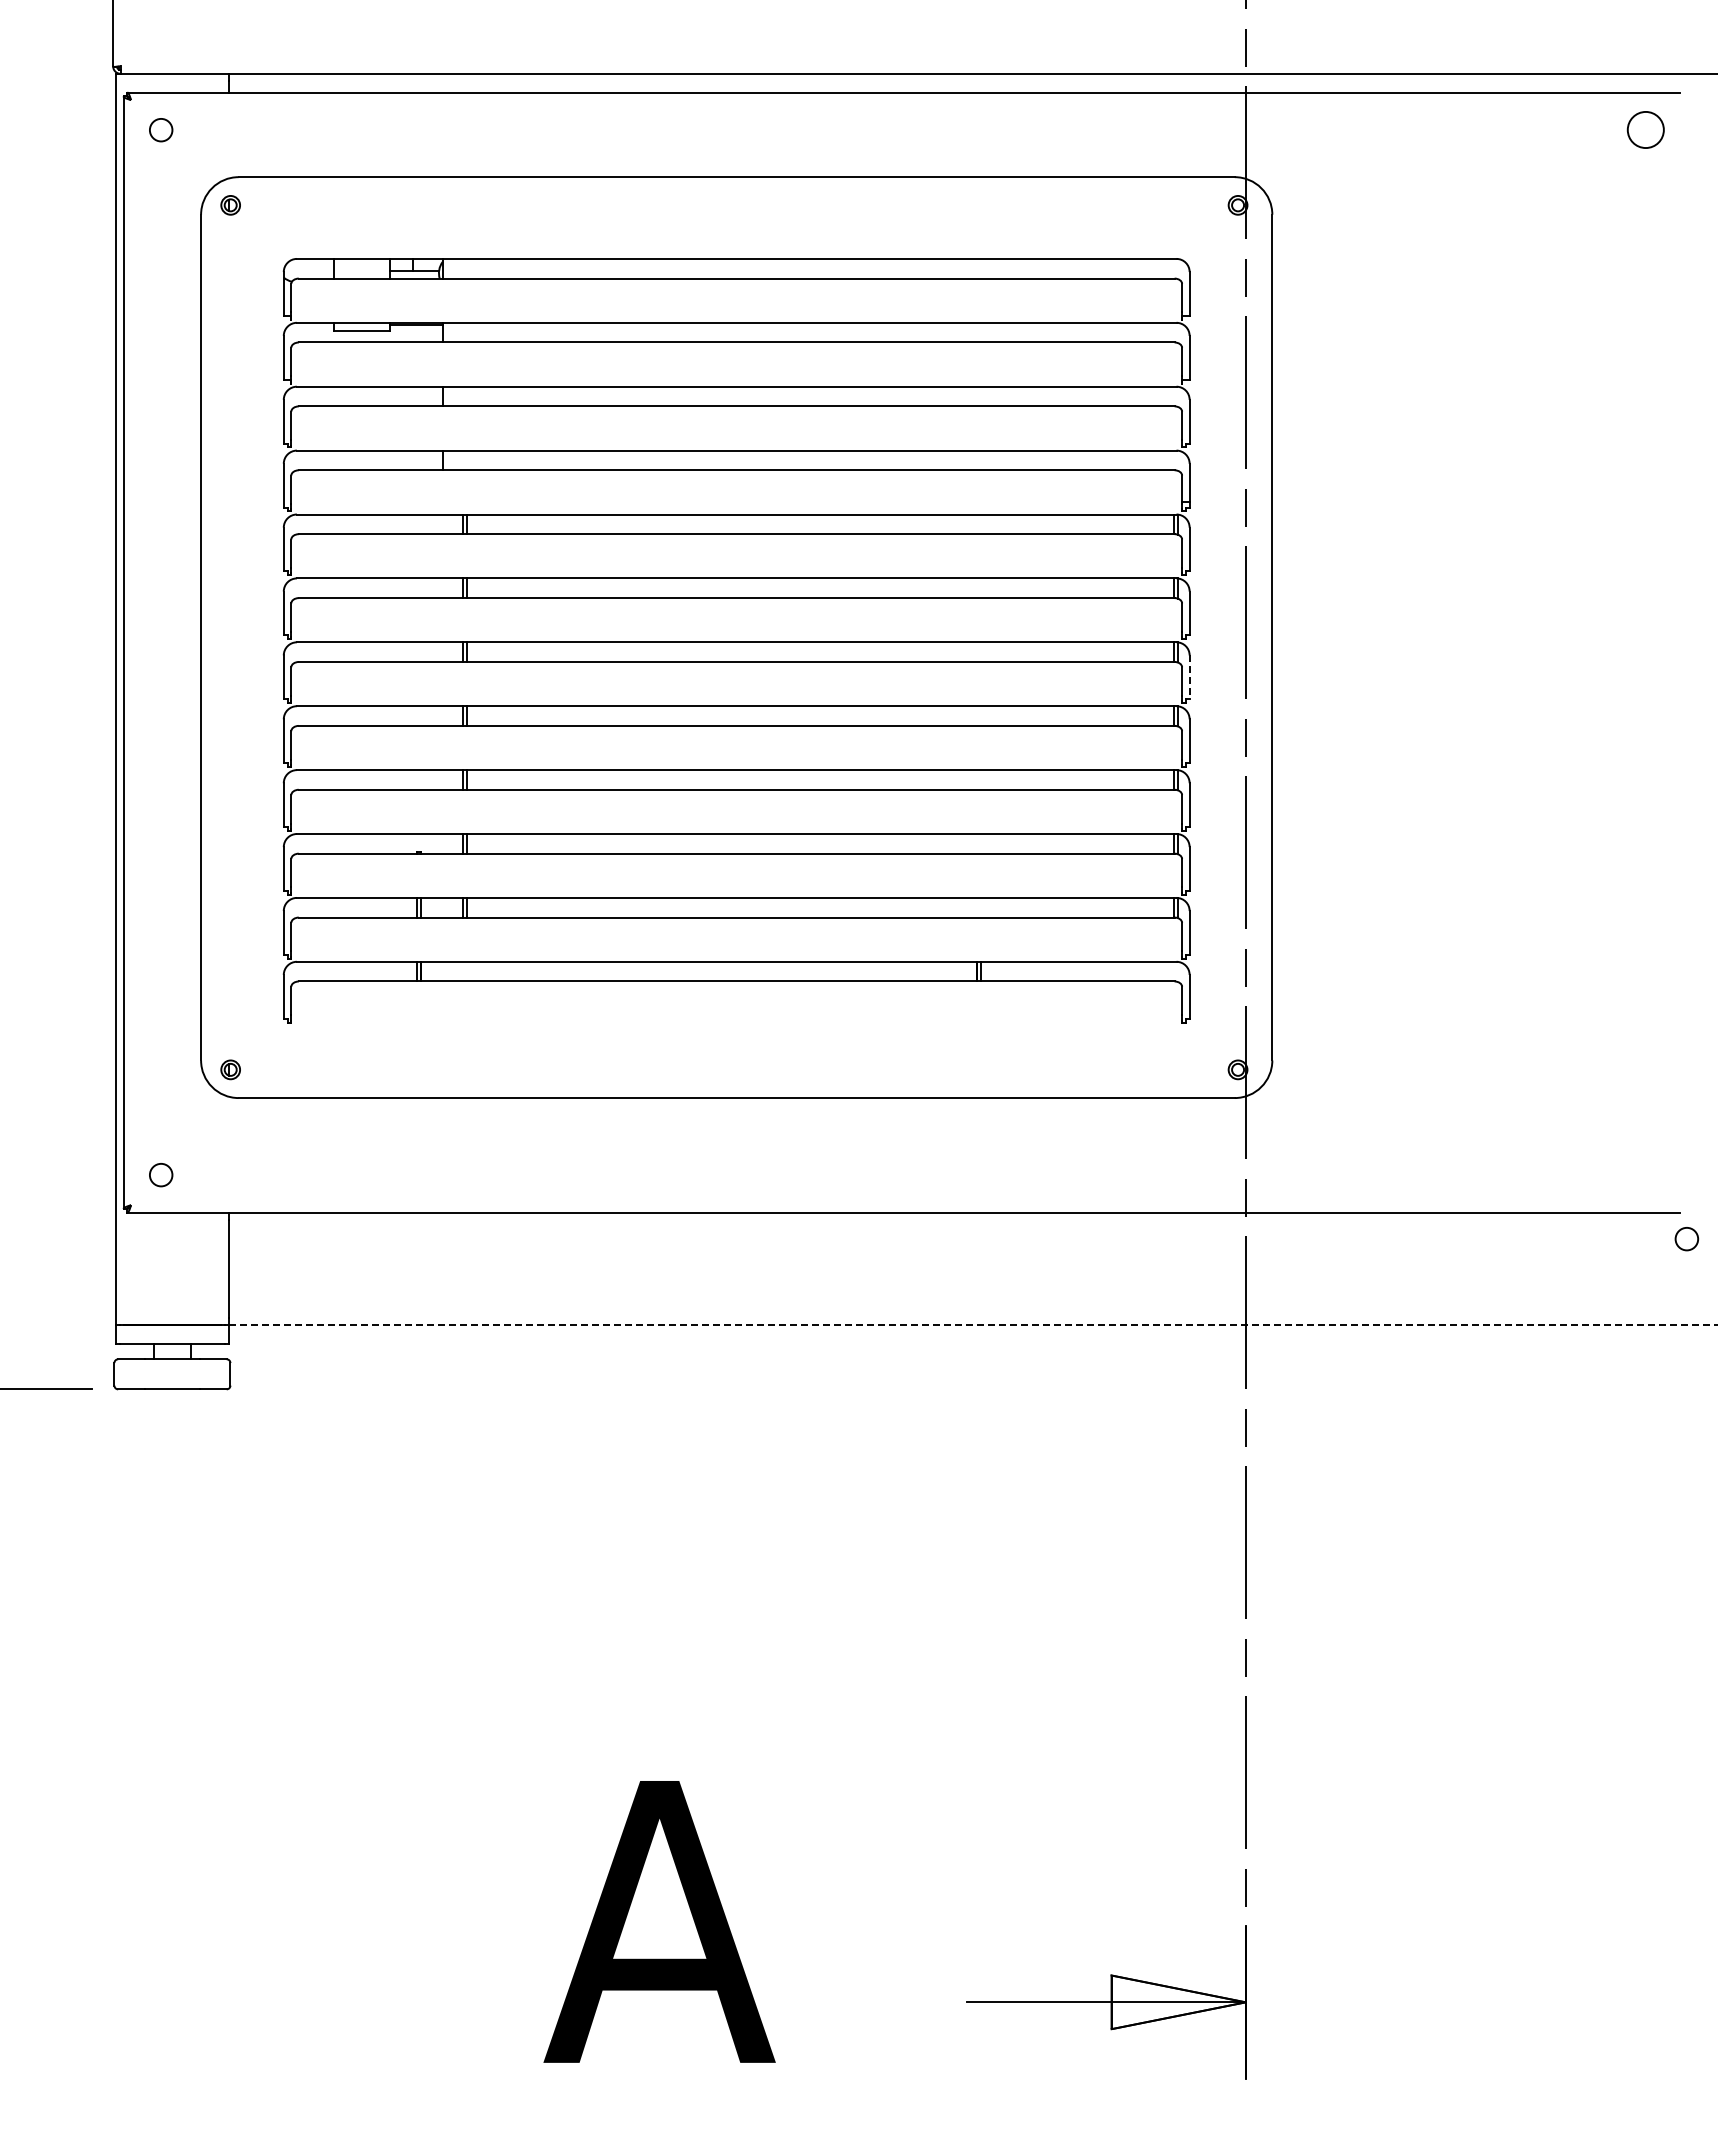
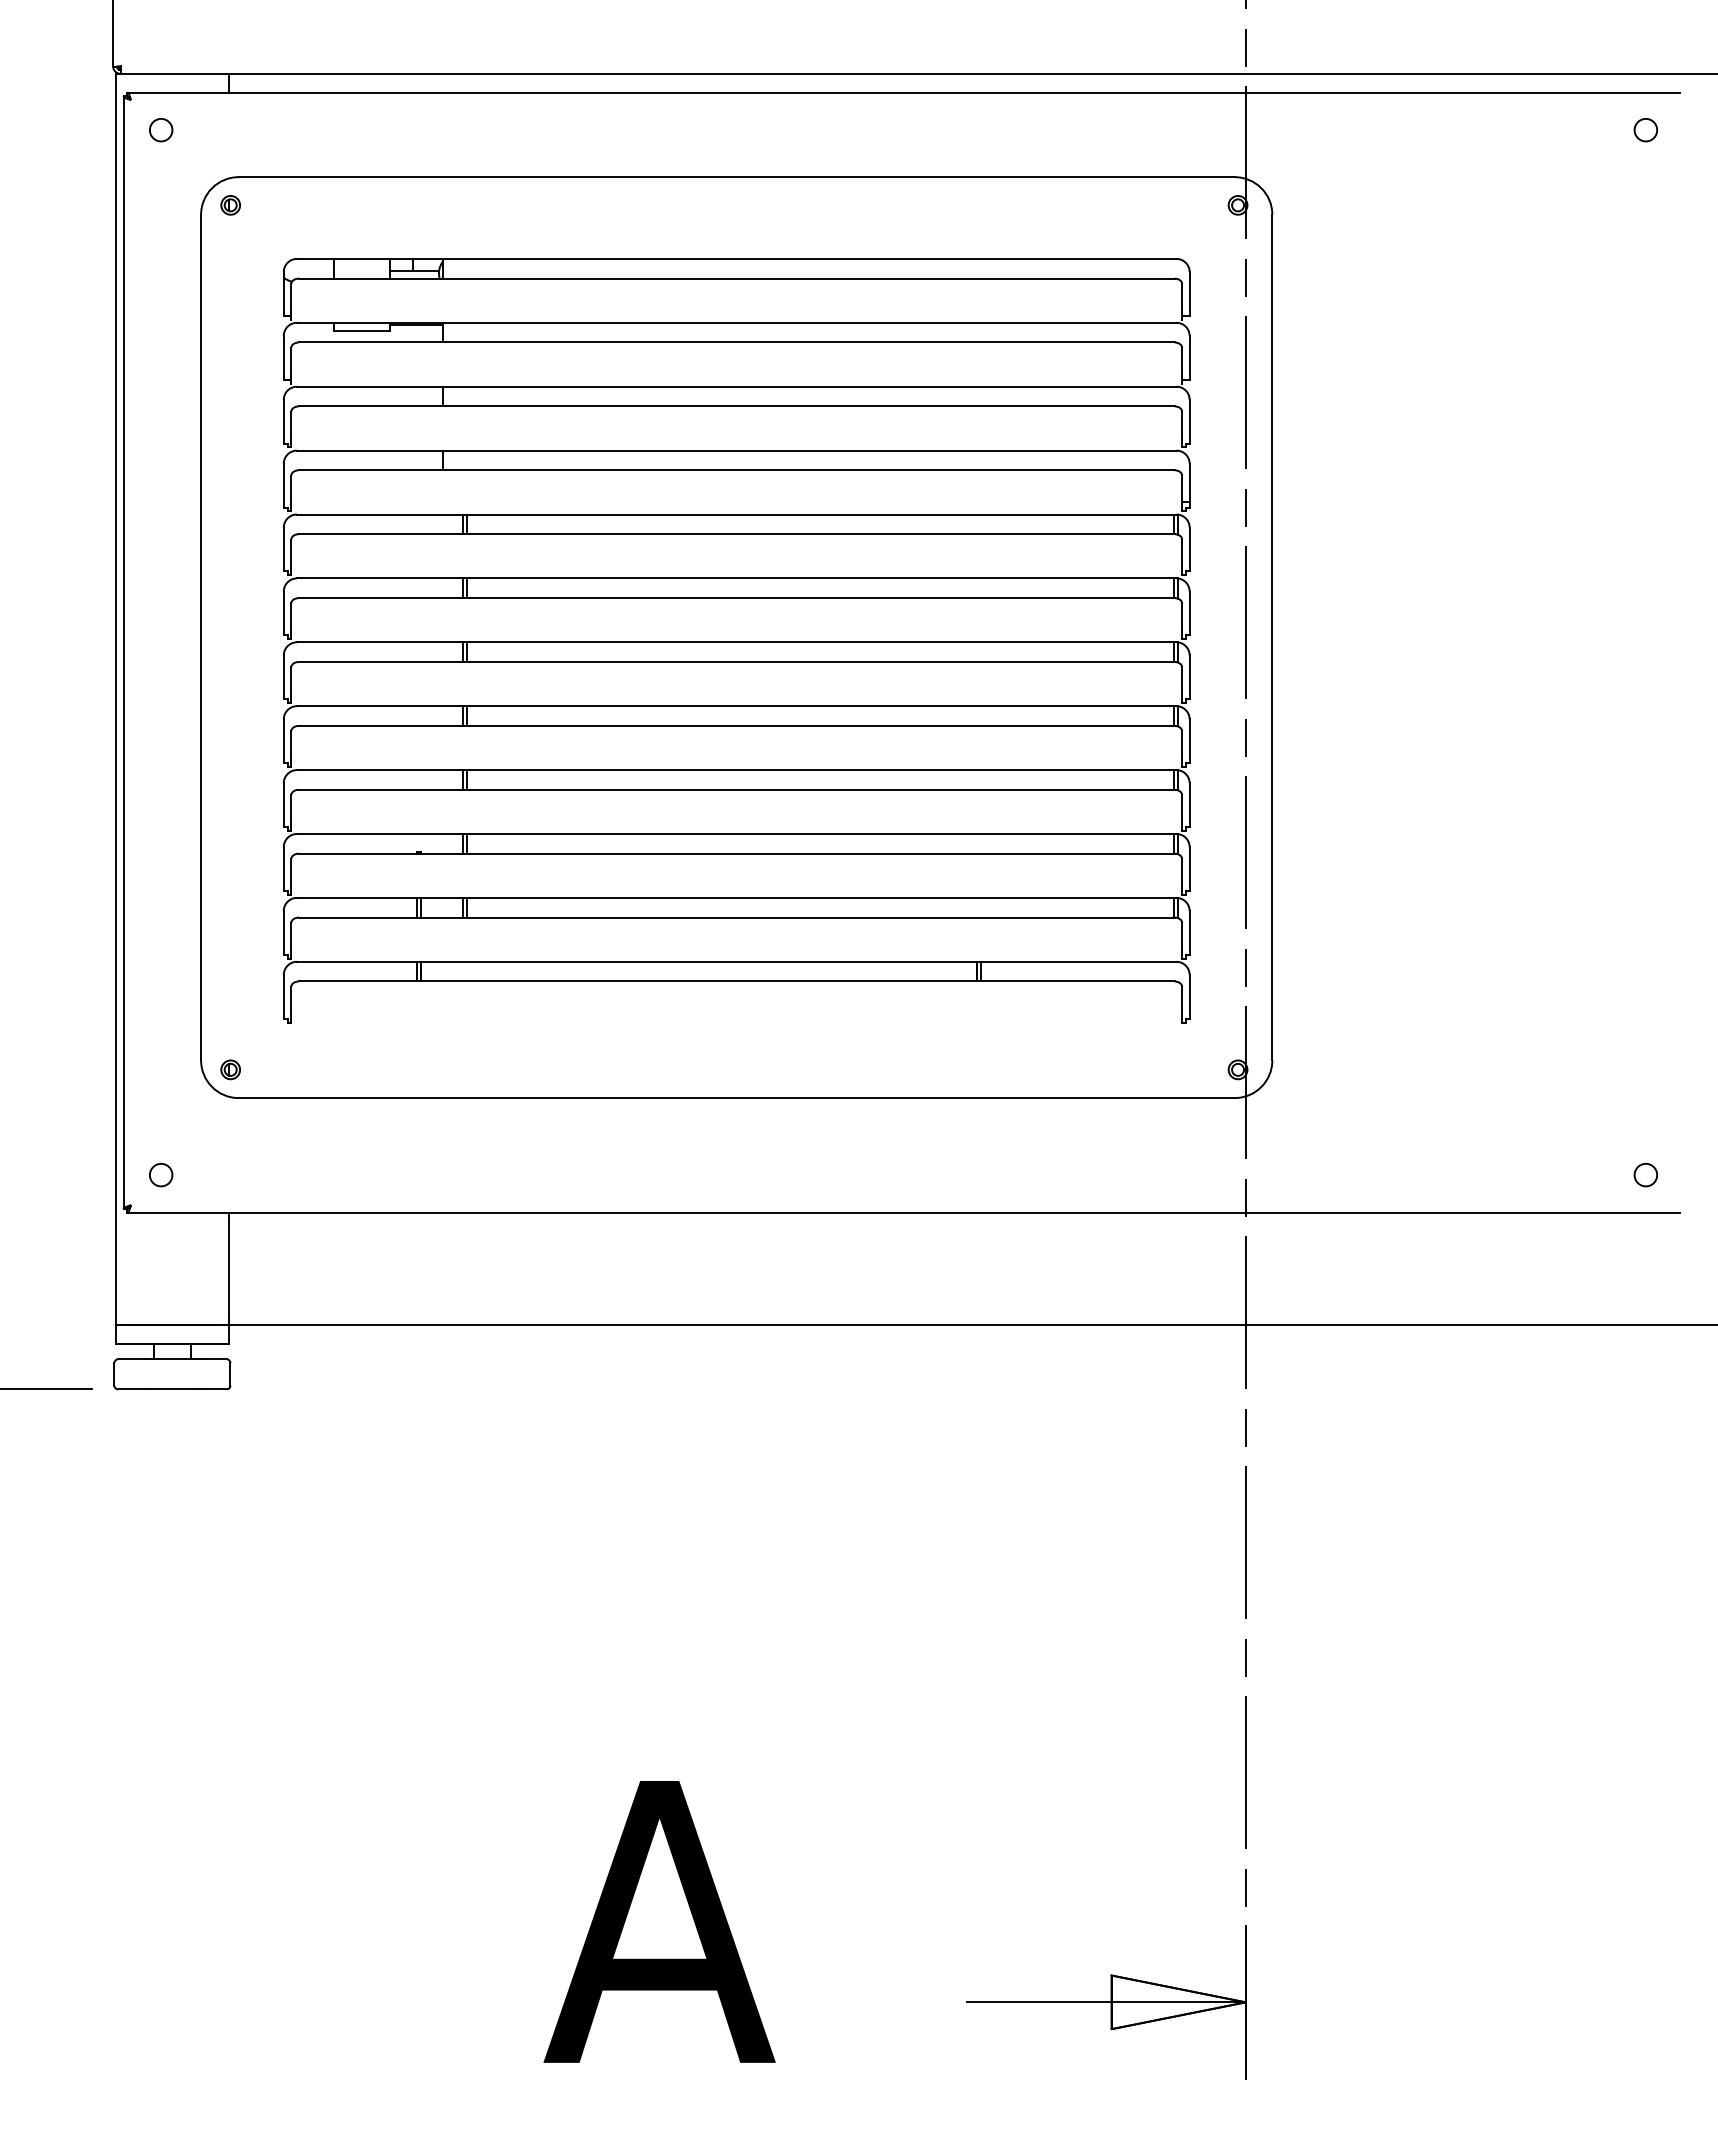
circle size: 39x38 px -> 26x25 px (1645, 130)
line: dashed -> solid (1189, 677)
circle position: (1686, 1239) -> (1645, 1175) (1645, 1175)
line: dashed -> solid (973, 1325)
